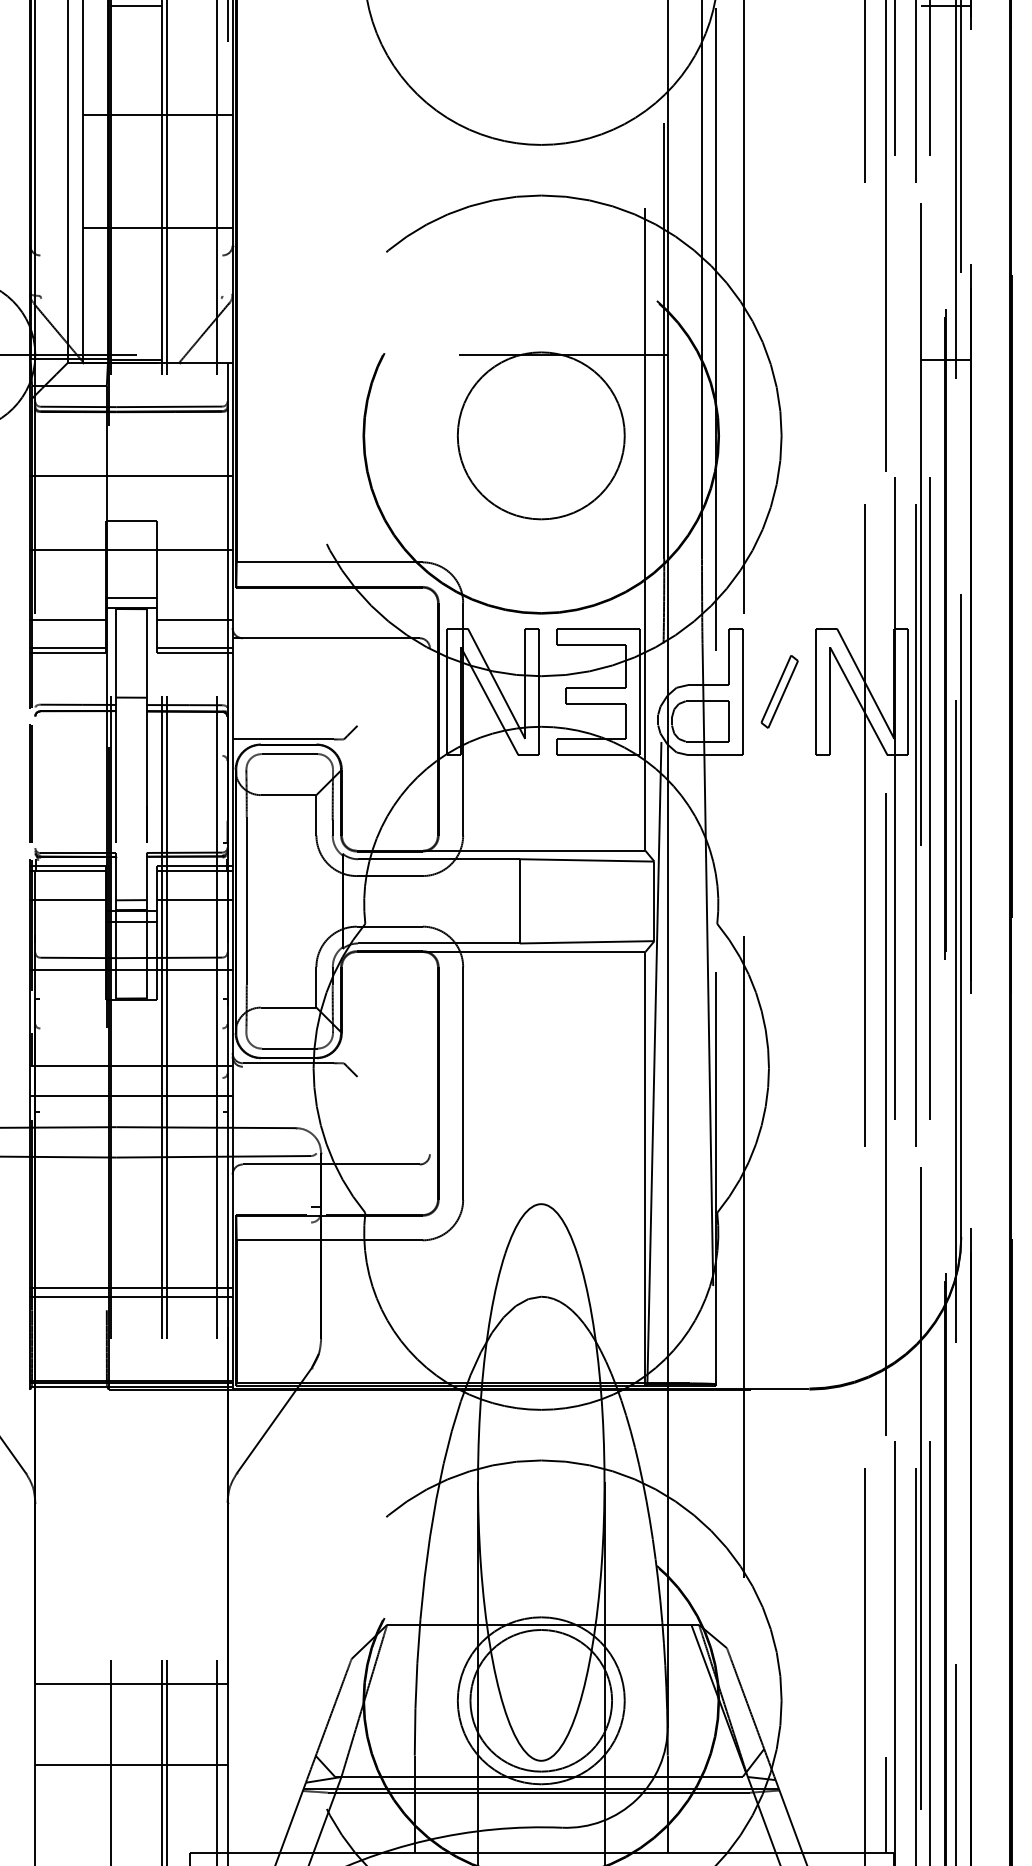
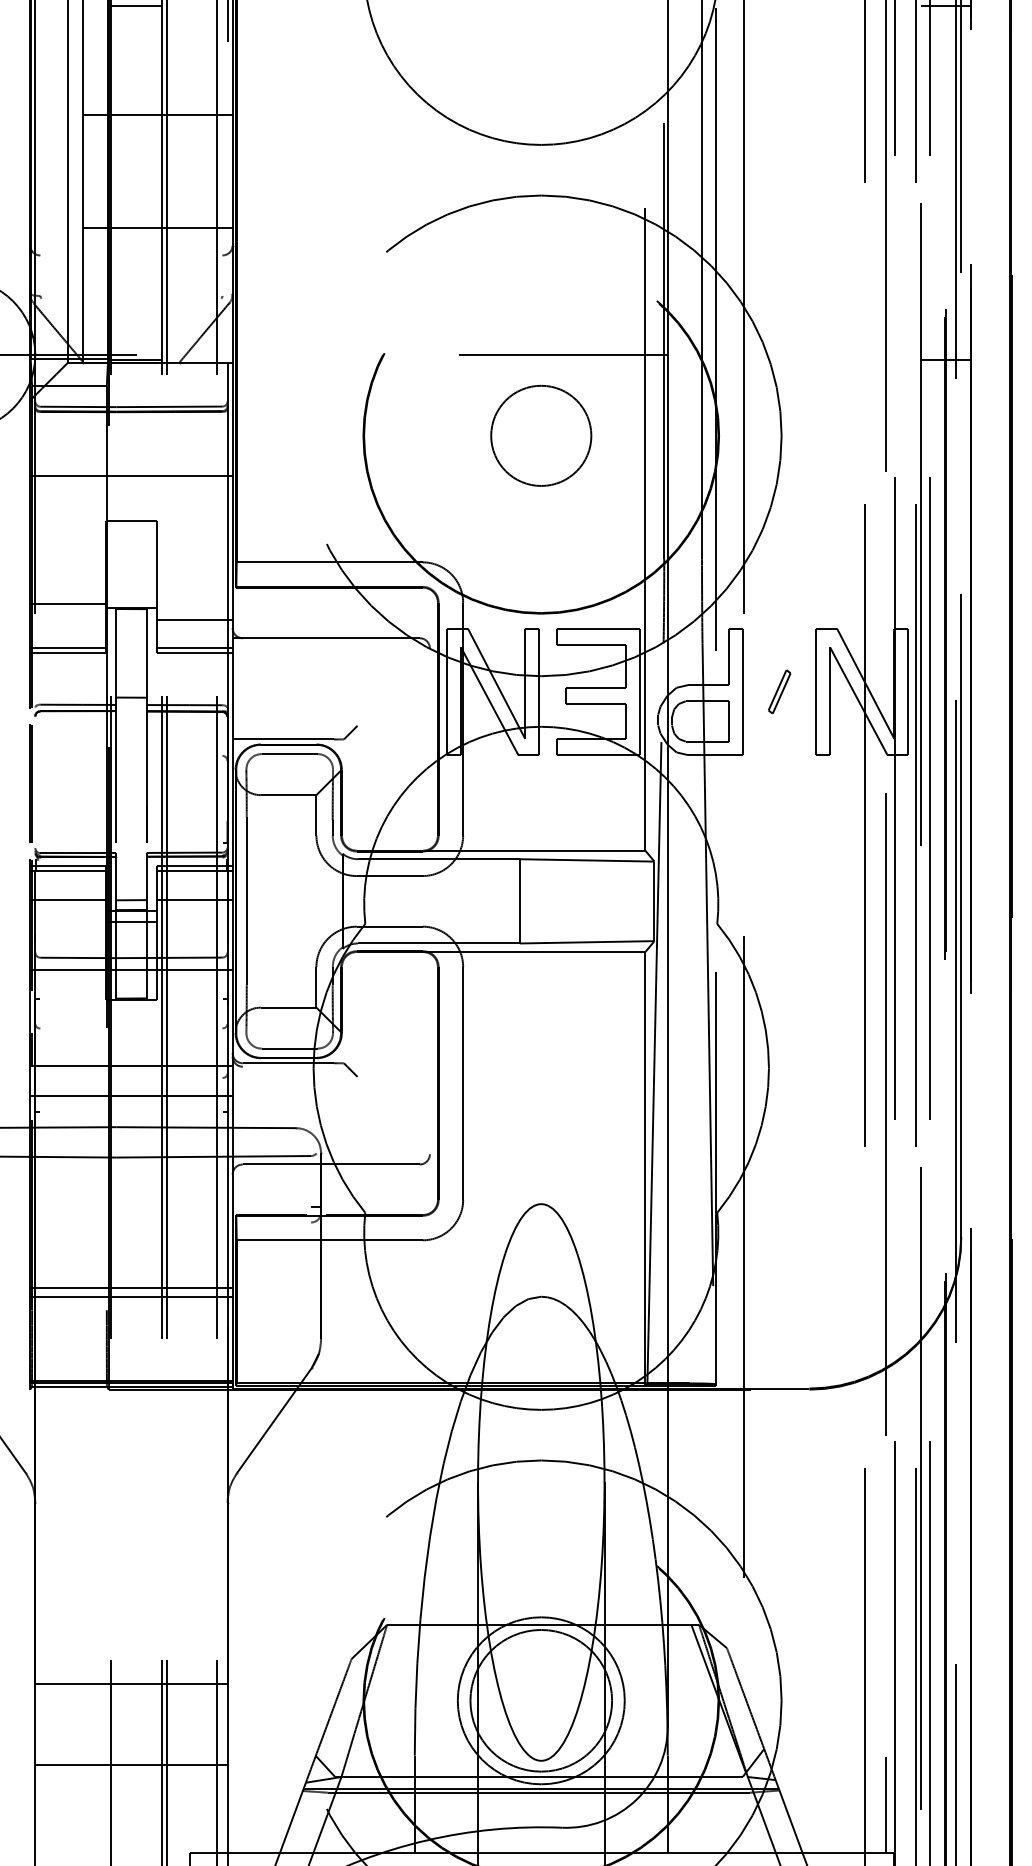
circle diameter: 167 px -> 100 px (541, 435)
line: present -> none (131, 549)
line: present -> none (131, 597)
line position: (68, 619) -> (68, 603) (68, 603)
part size: 39x74 px -> 24x46 px (779, 691)
